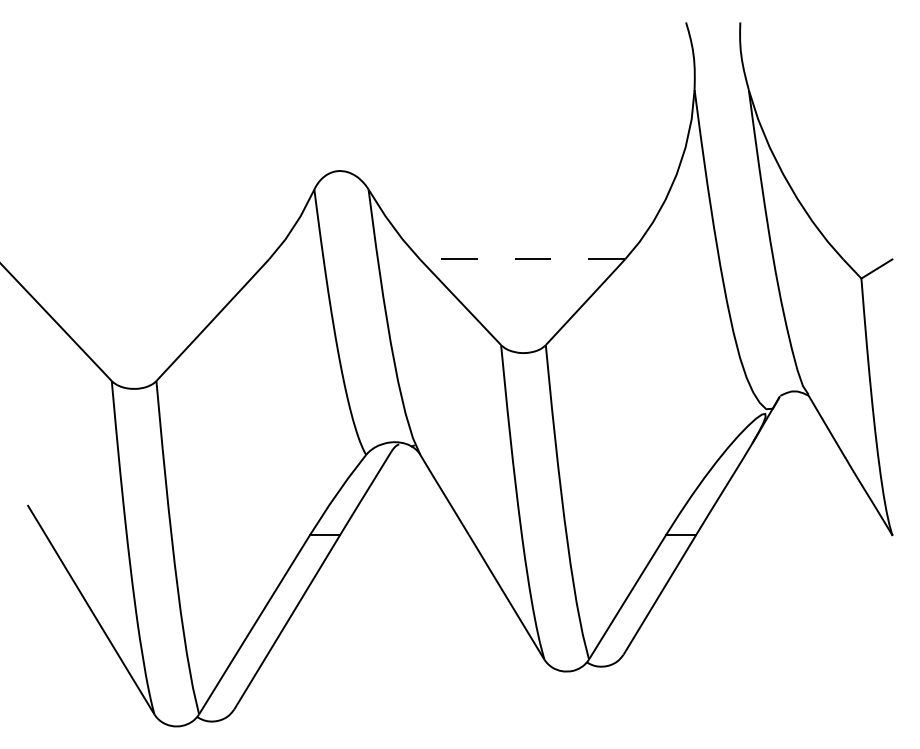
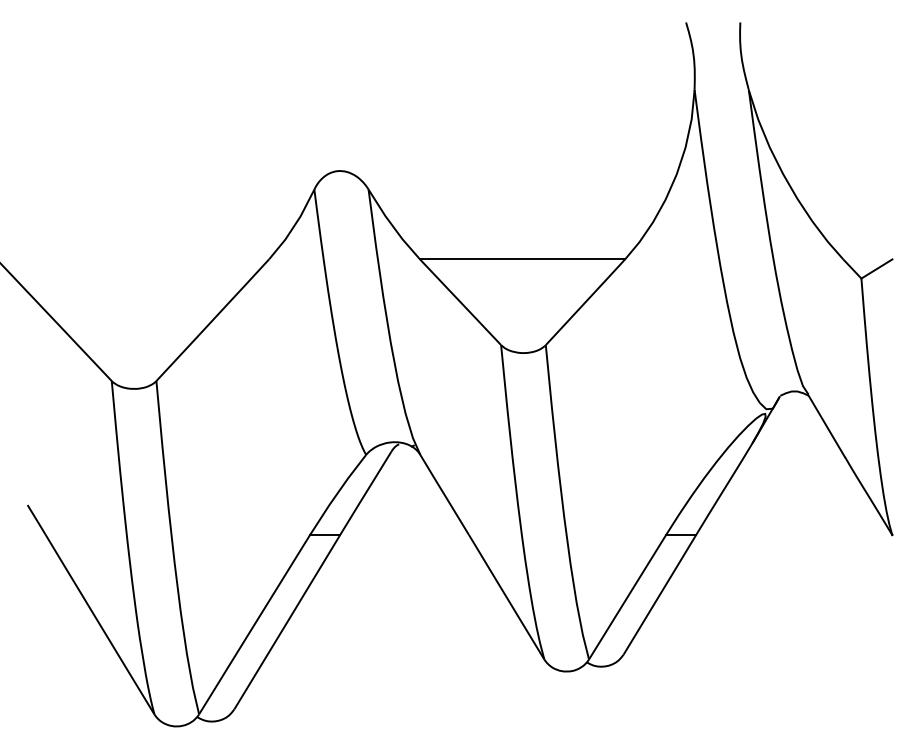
line: dashed -> solid (522, 259)
